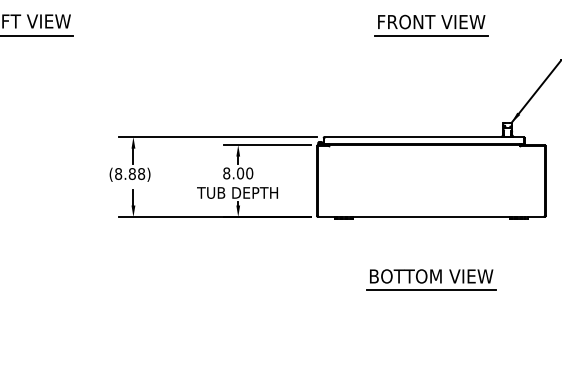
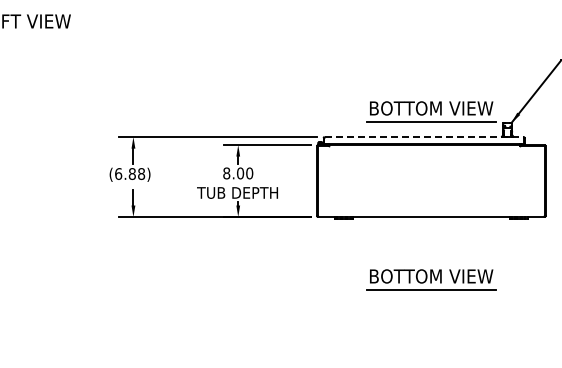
part: present -> none (431, 25)
line: present -> none (37, 35)
part: none -> present (431, 111)
line: solid -> dashed (424, 137)
text: (8.88) -> (6.88) (118, 173)
